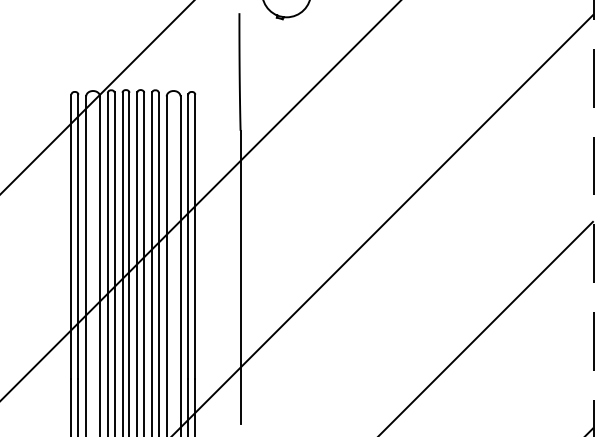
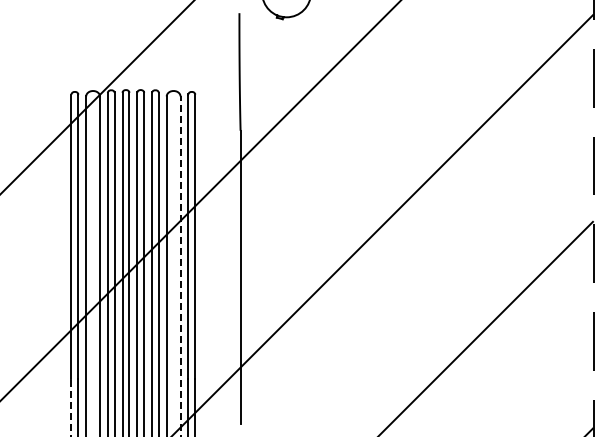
line: solid -> dashed (180, 266)
line: solid -> dashed (71, 407)
